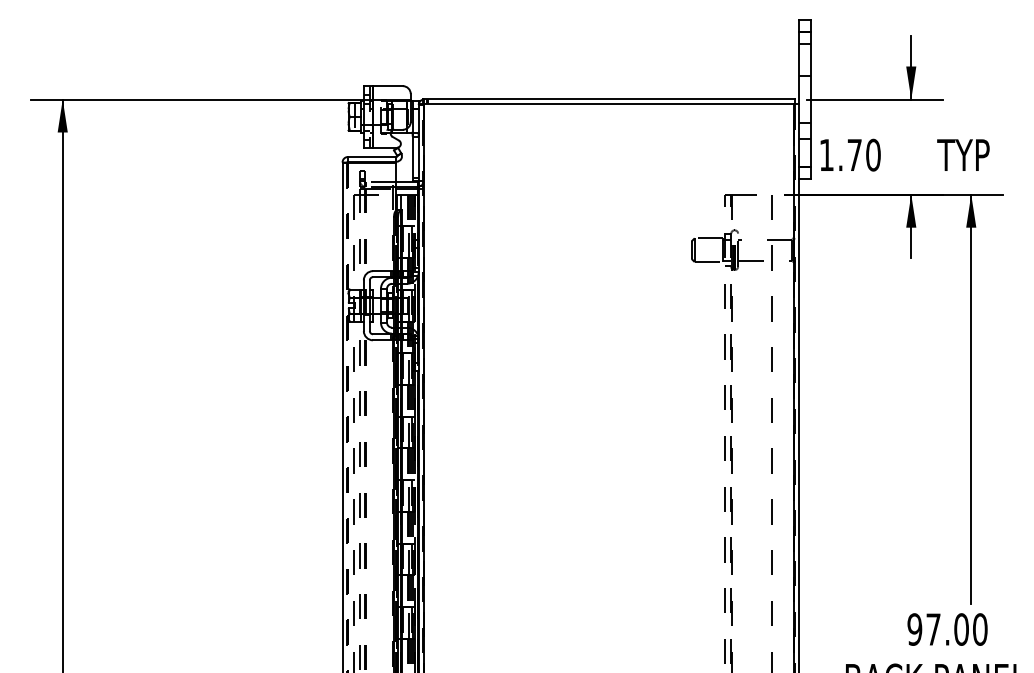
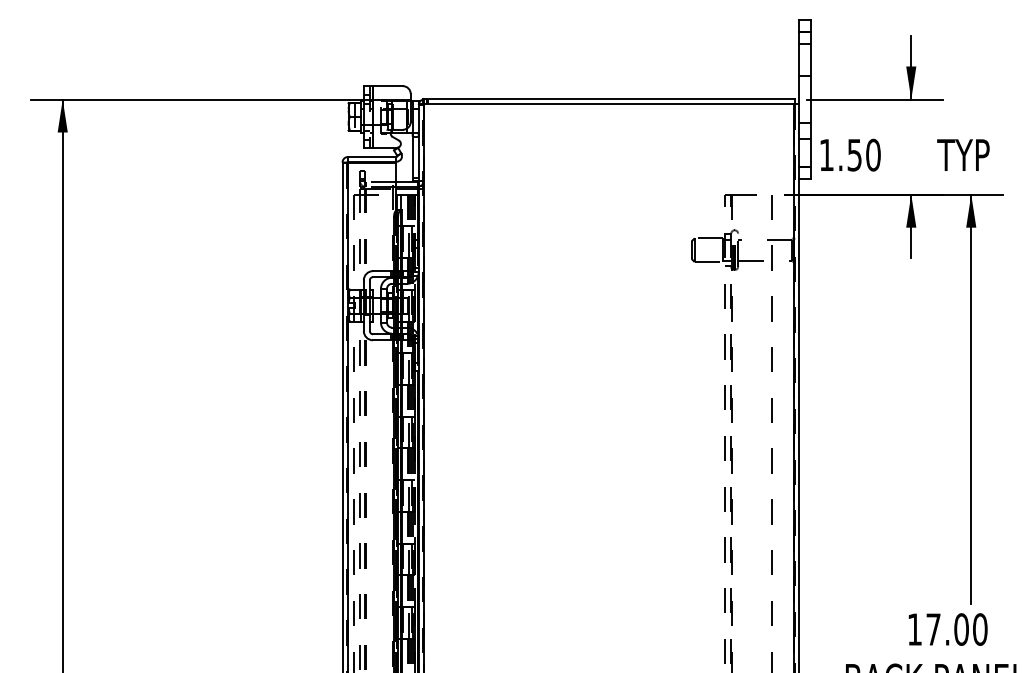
text: 1.70 -> 1.50 (854, 155)
line: dashed -> solid (348, 417)
text: 97.00 -> 17.00 (914, 629)
